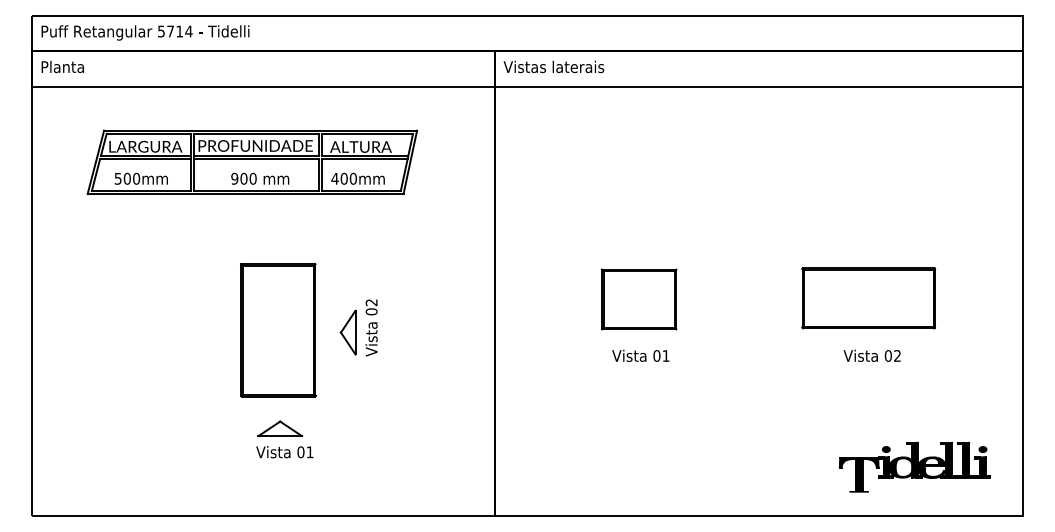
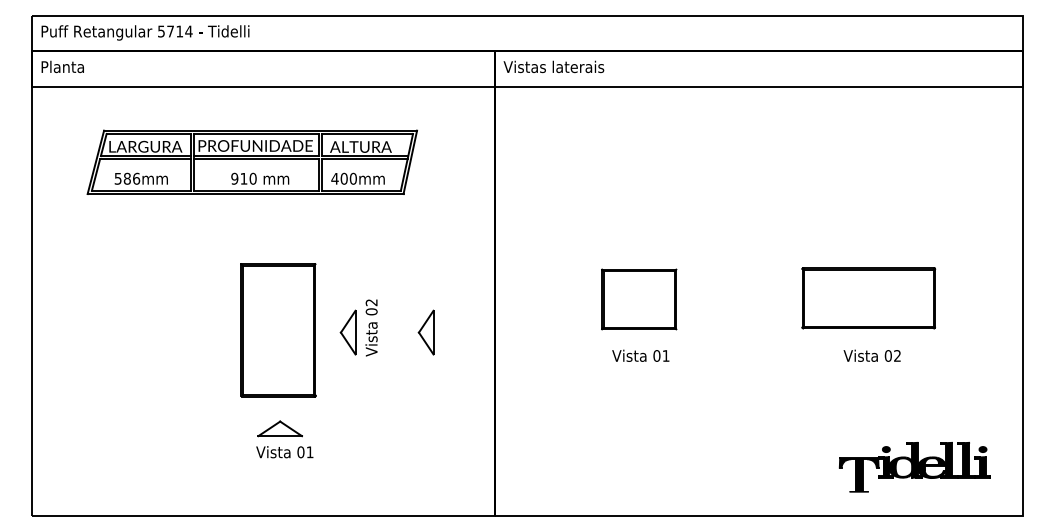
text: 500mm -> 586mm (131, 178)
text: 900 -> 910 (243, 178)
part: none -> present (425, 332)
